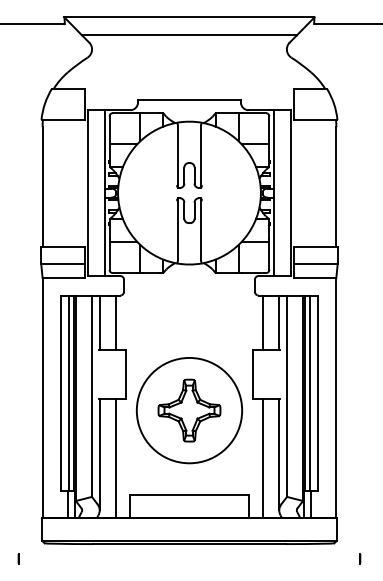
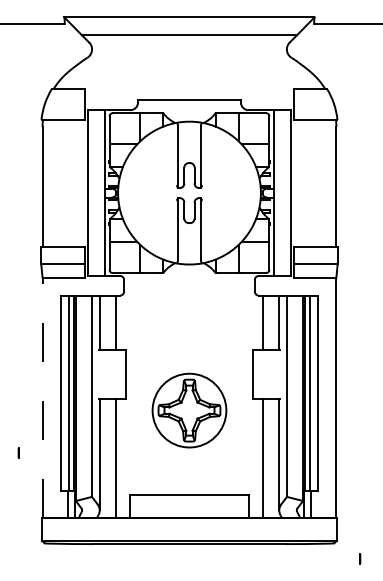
line: solid -> dashed (42, 397)
circle diameter: 105 px -> 74 px (189, 410)
line position: (18, 558) -> (18, 452) (18, 452)
